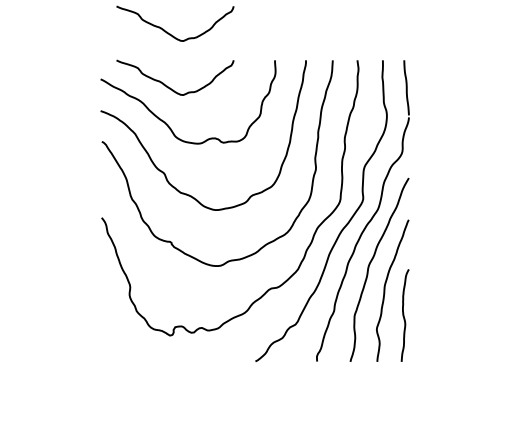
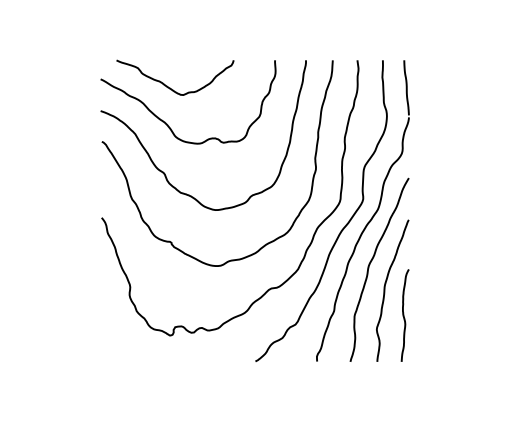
curve: present -> none (170, 33)
